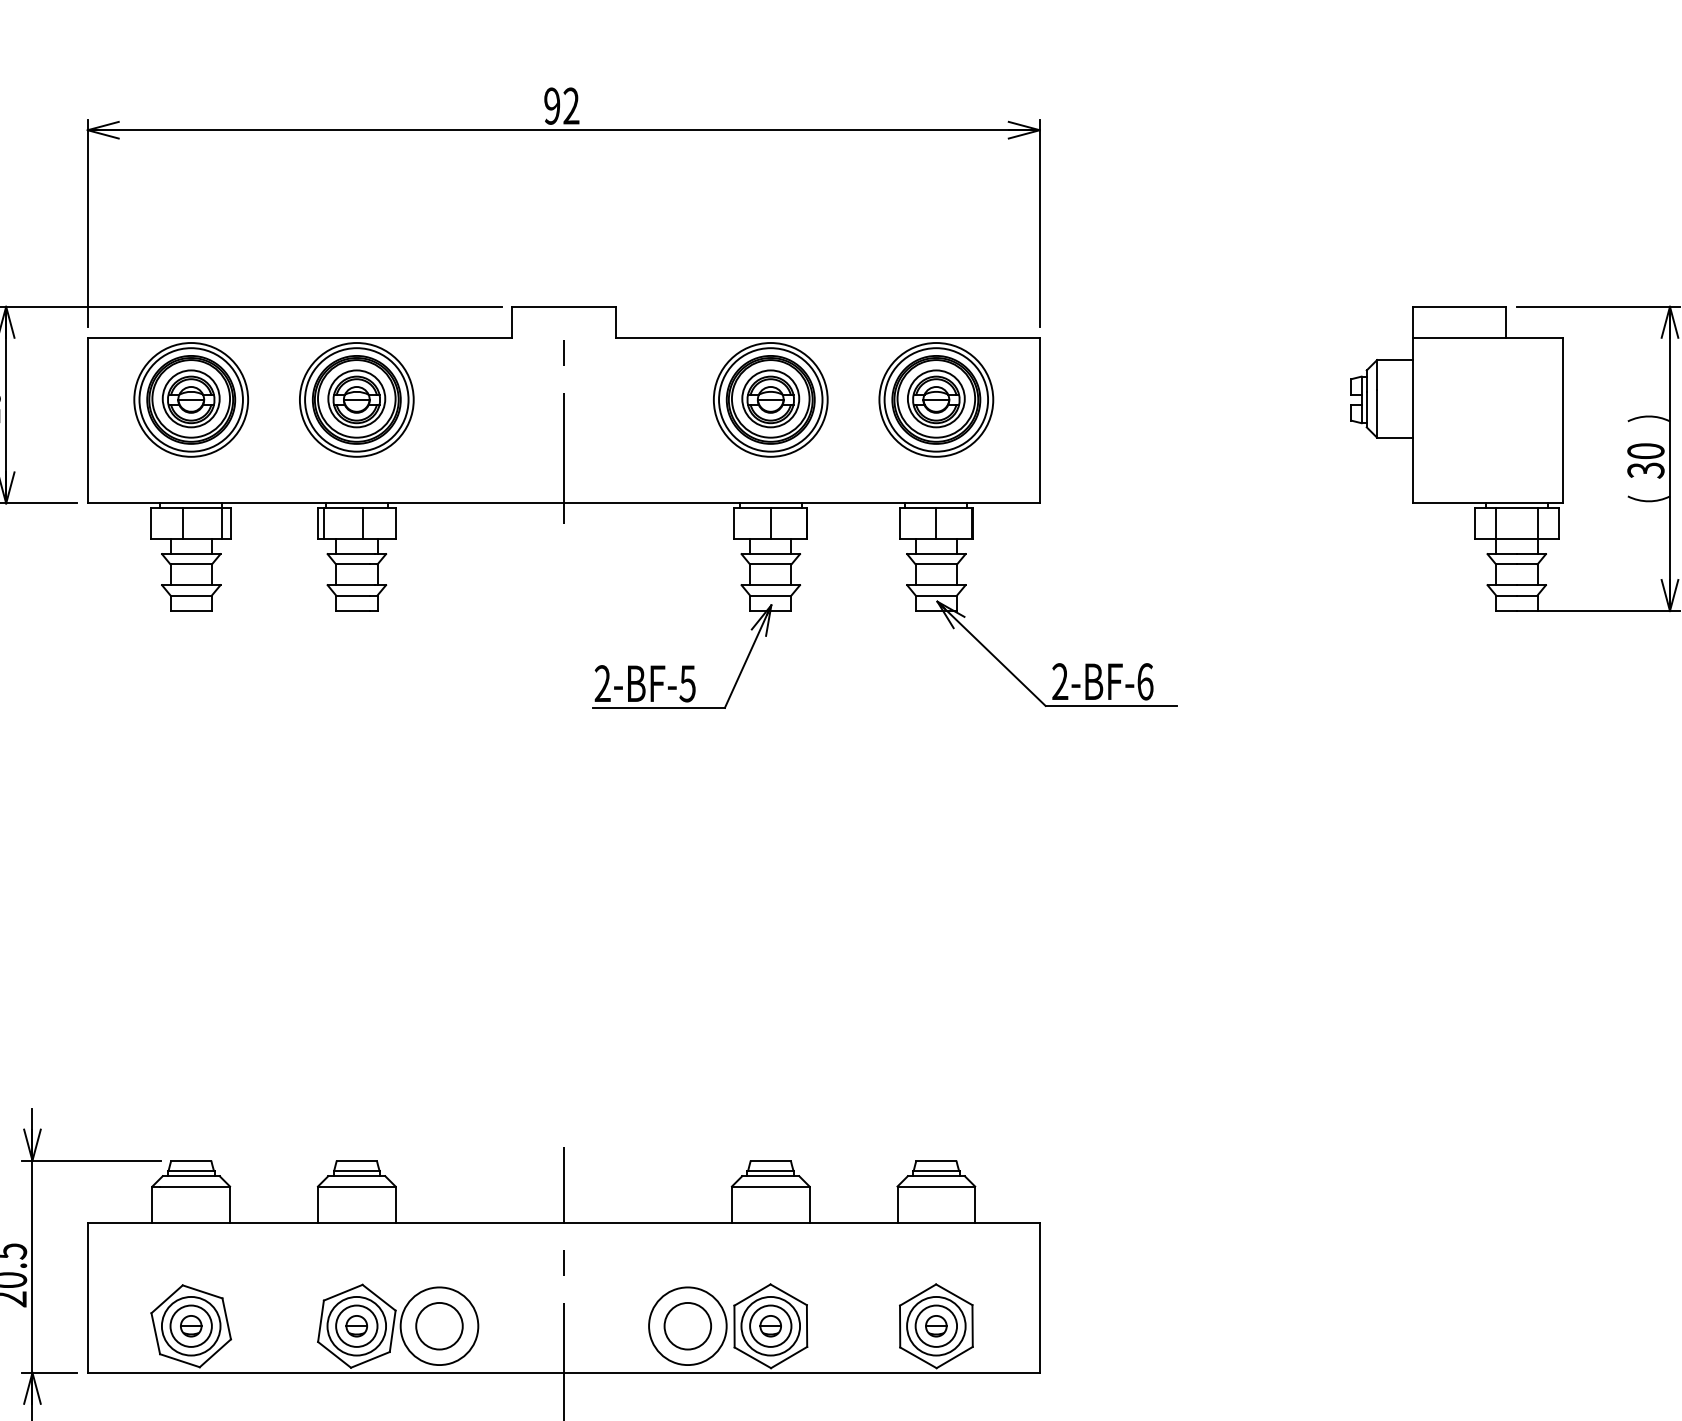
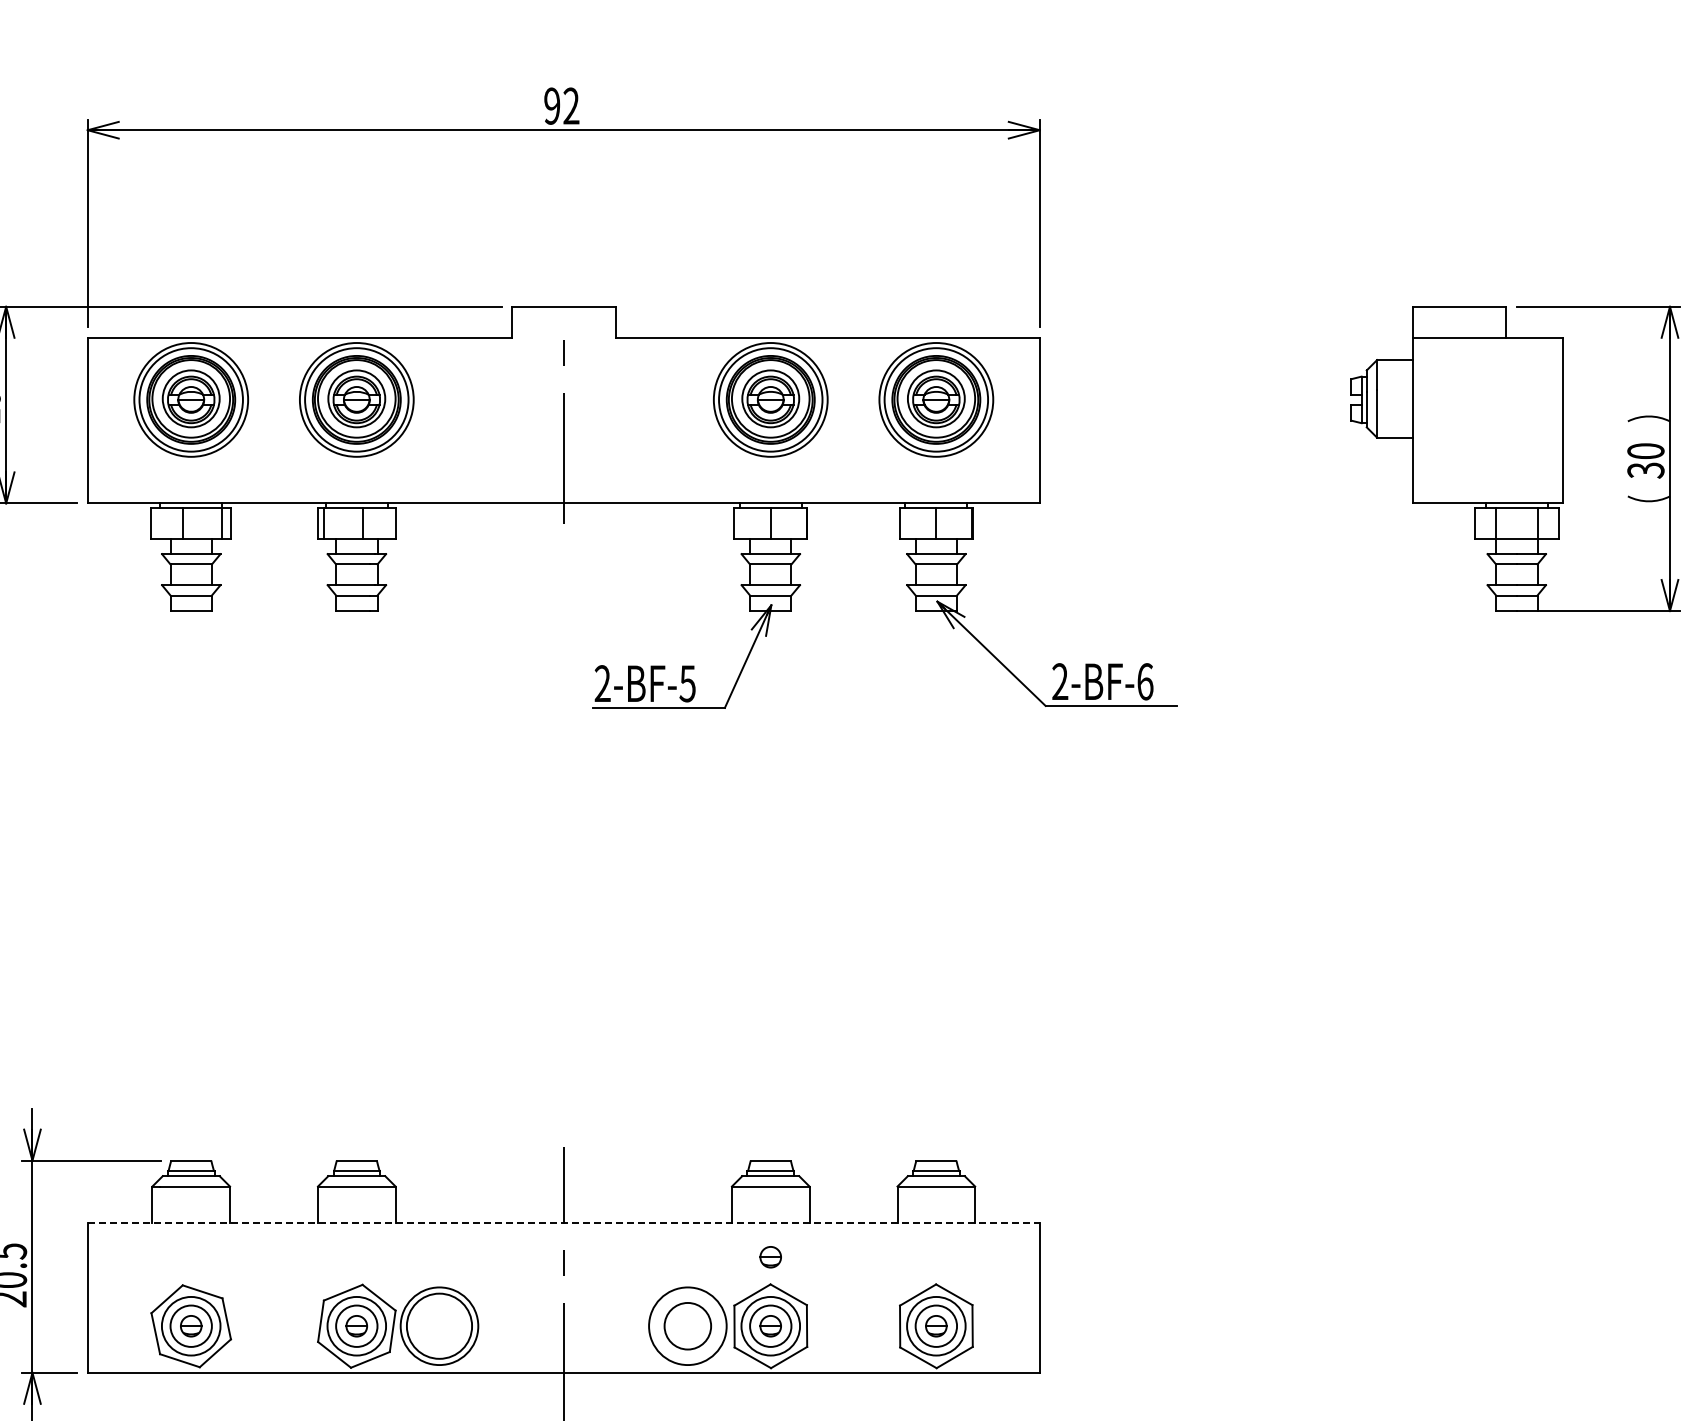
line: solid -> dashed (564, 1222)
part: none -> present (770, 1257)
circle diameter: 47 px -> 65 px (439, 1325)
